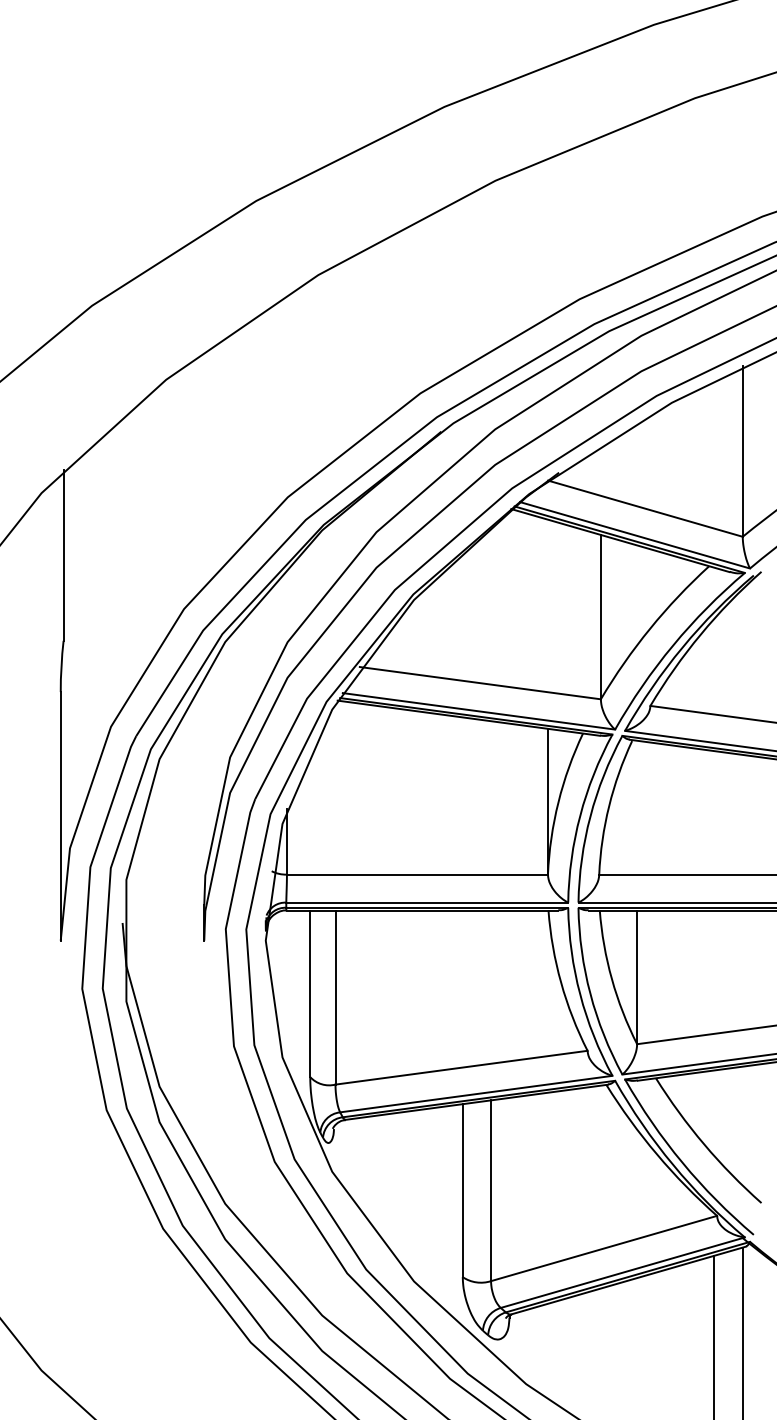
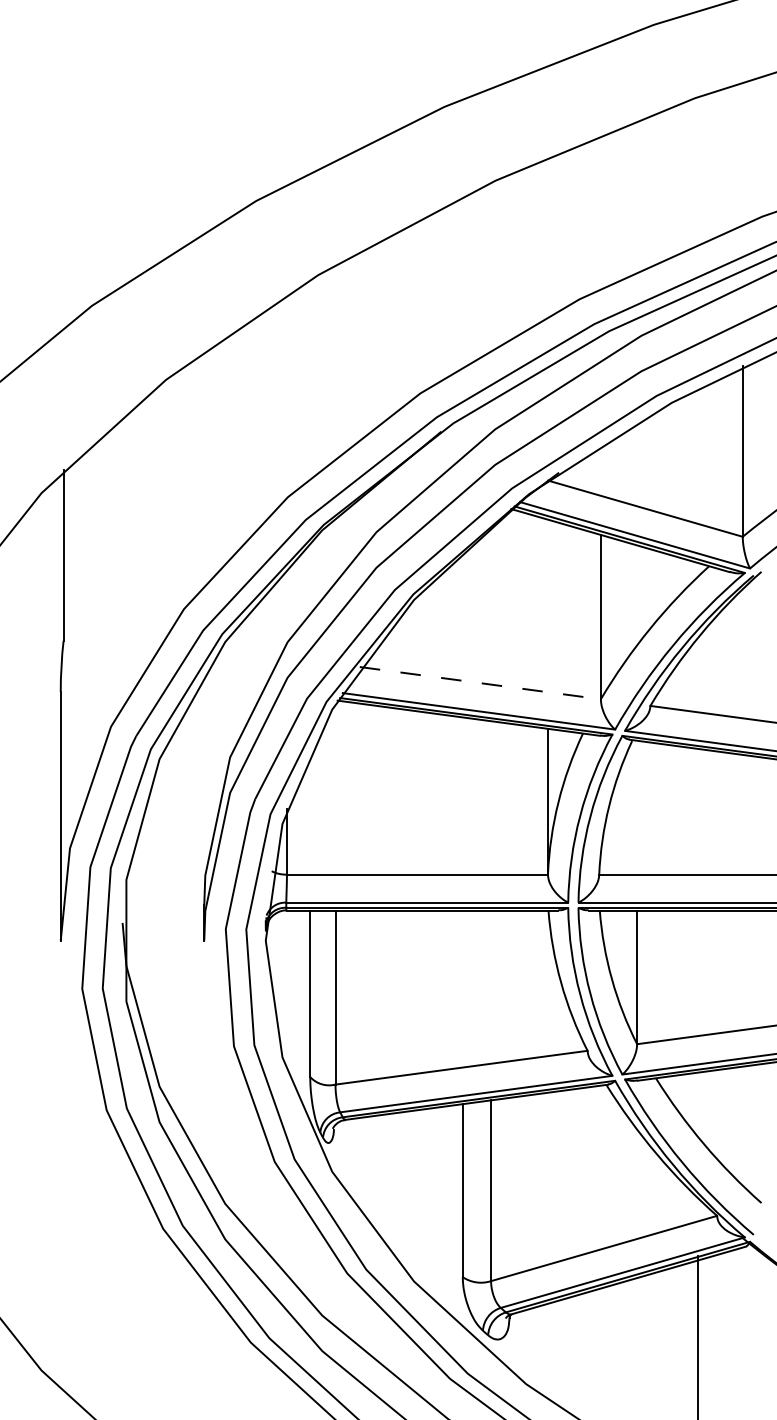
line: solid -> dashed (480, 683)
line: present -> none (743, 1331)
line position: (713, 1335) -> (697, 1335) (697, 1335)
